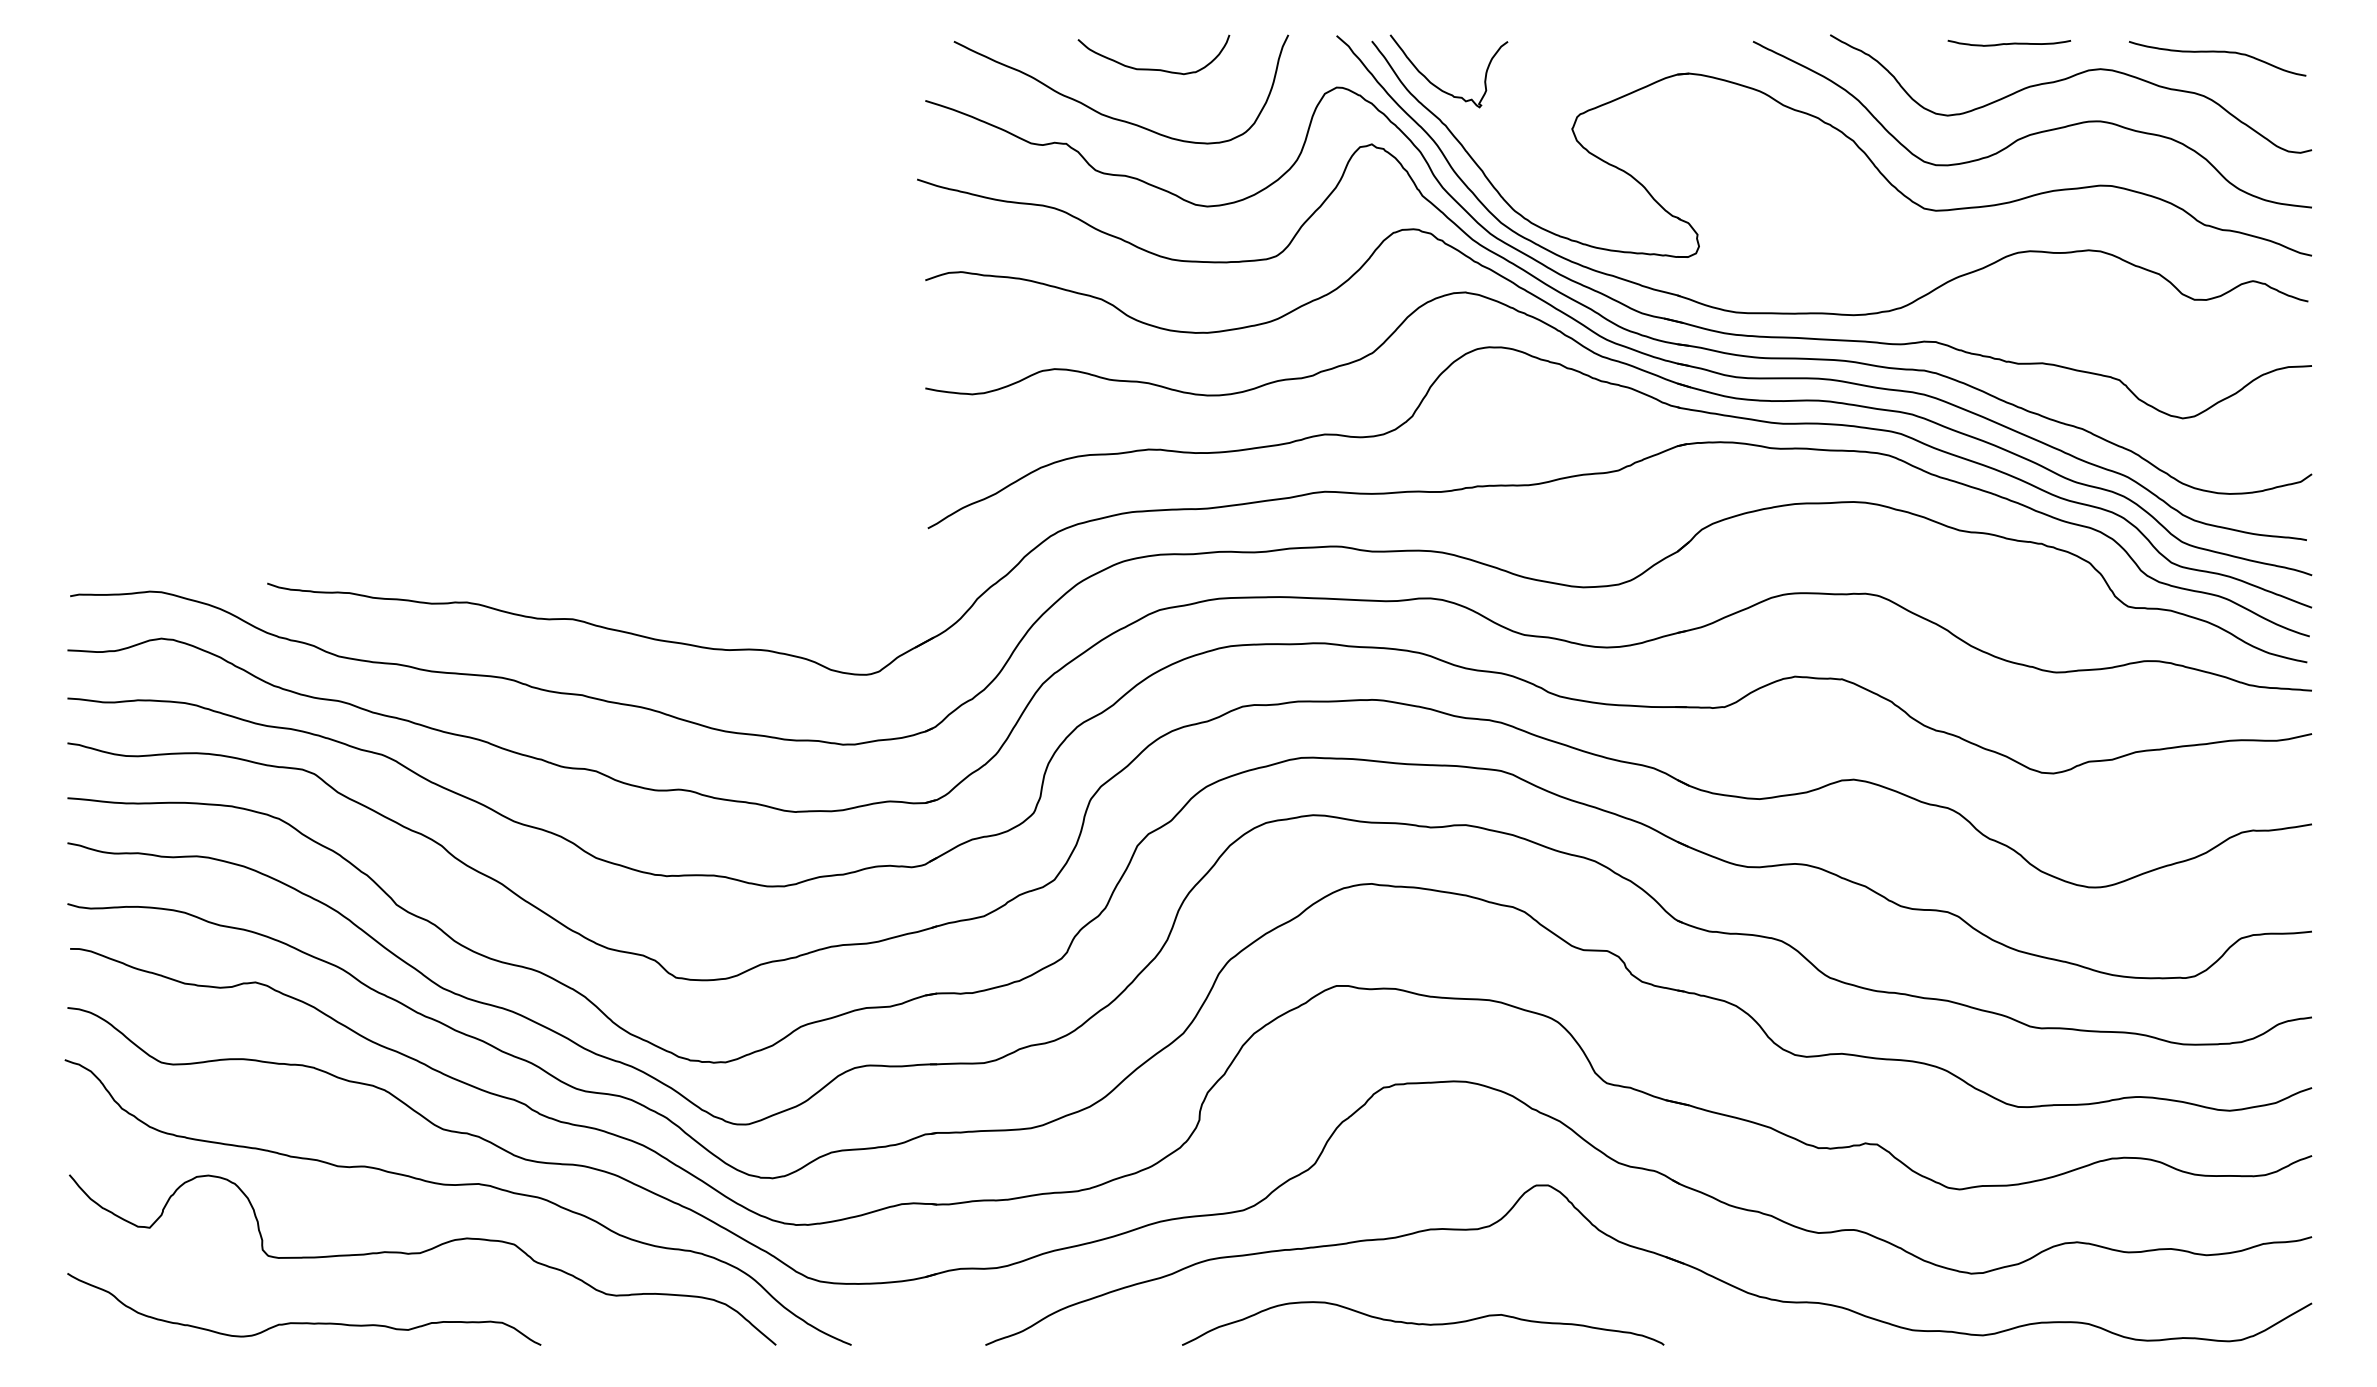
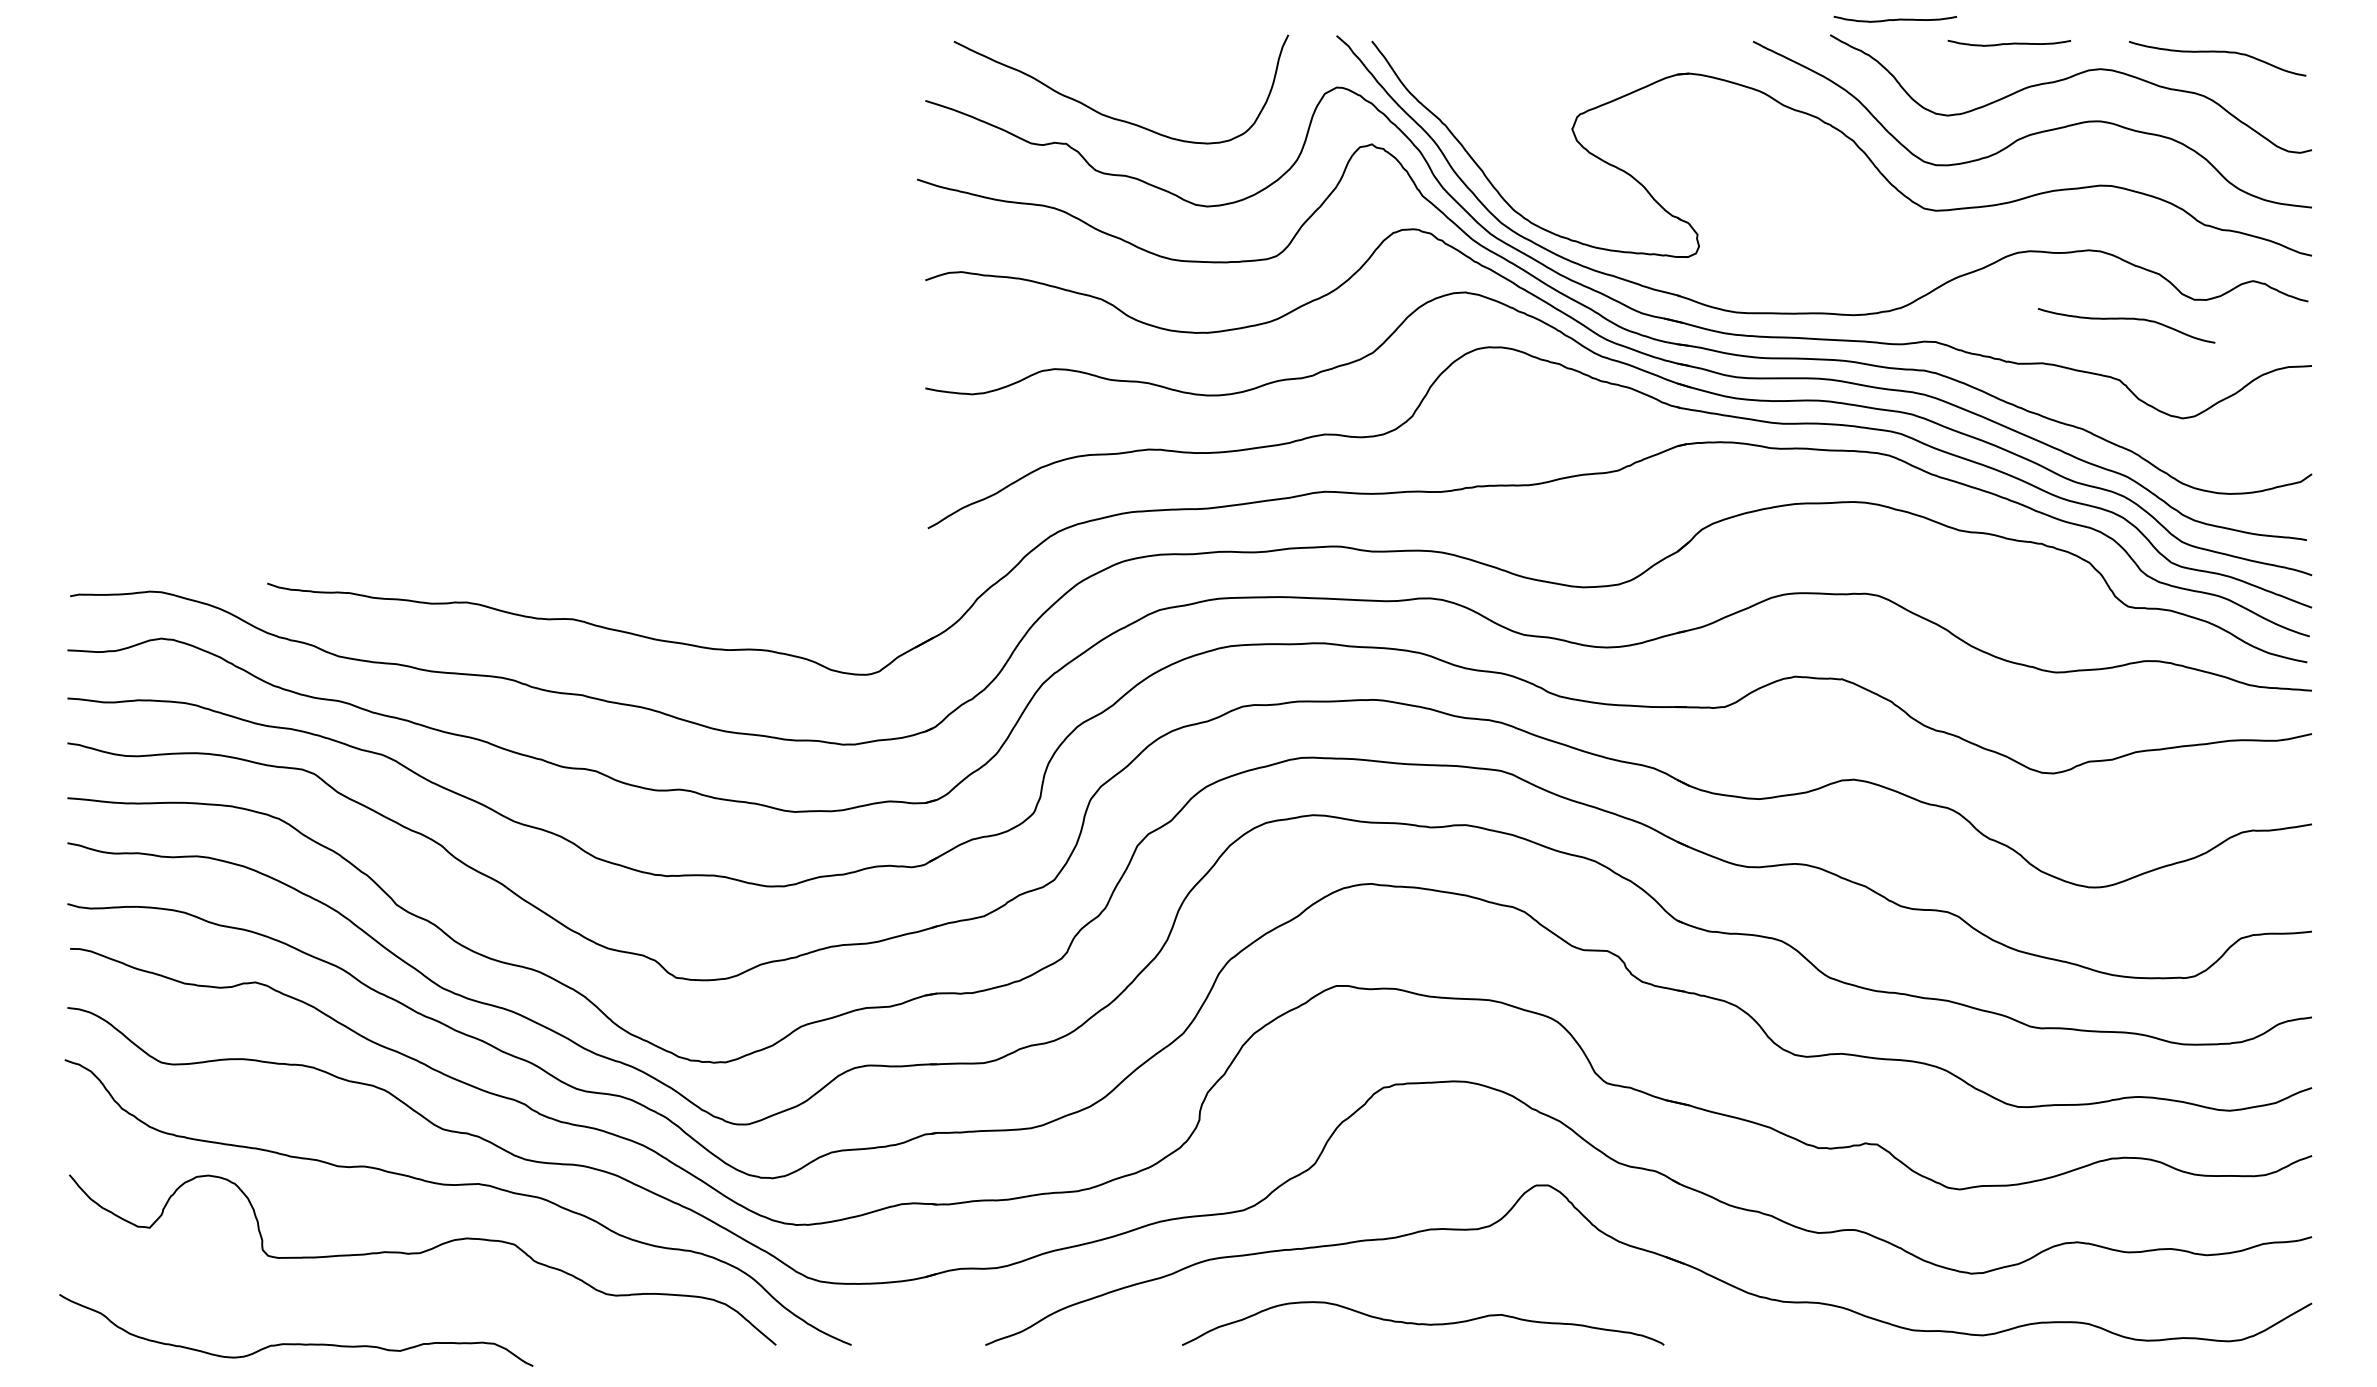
curve: none -> present (1895, 19)
curve: present -> none (1153, 68)
curve: present -> none (1439, 87)
curve: none -> present (2126, 319)
curve position: (304, 1322) -> (296, 1343) (296, 1343)
